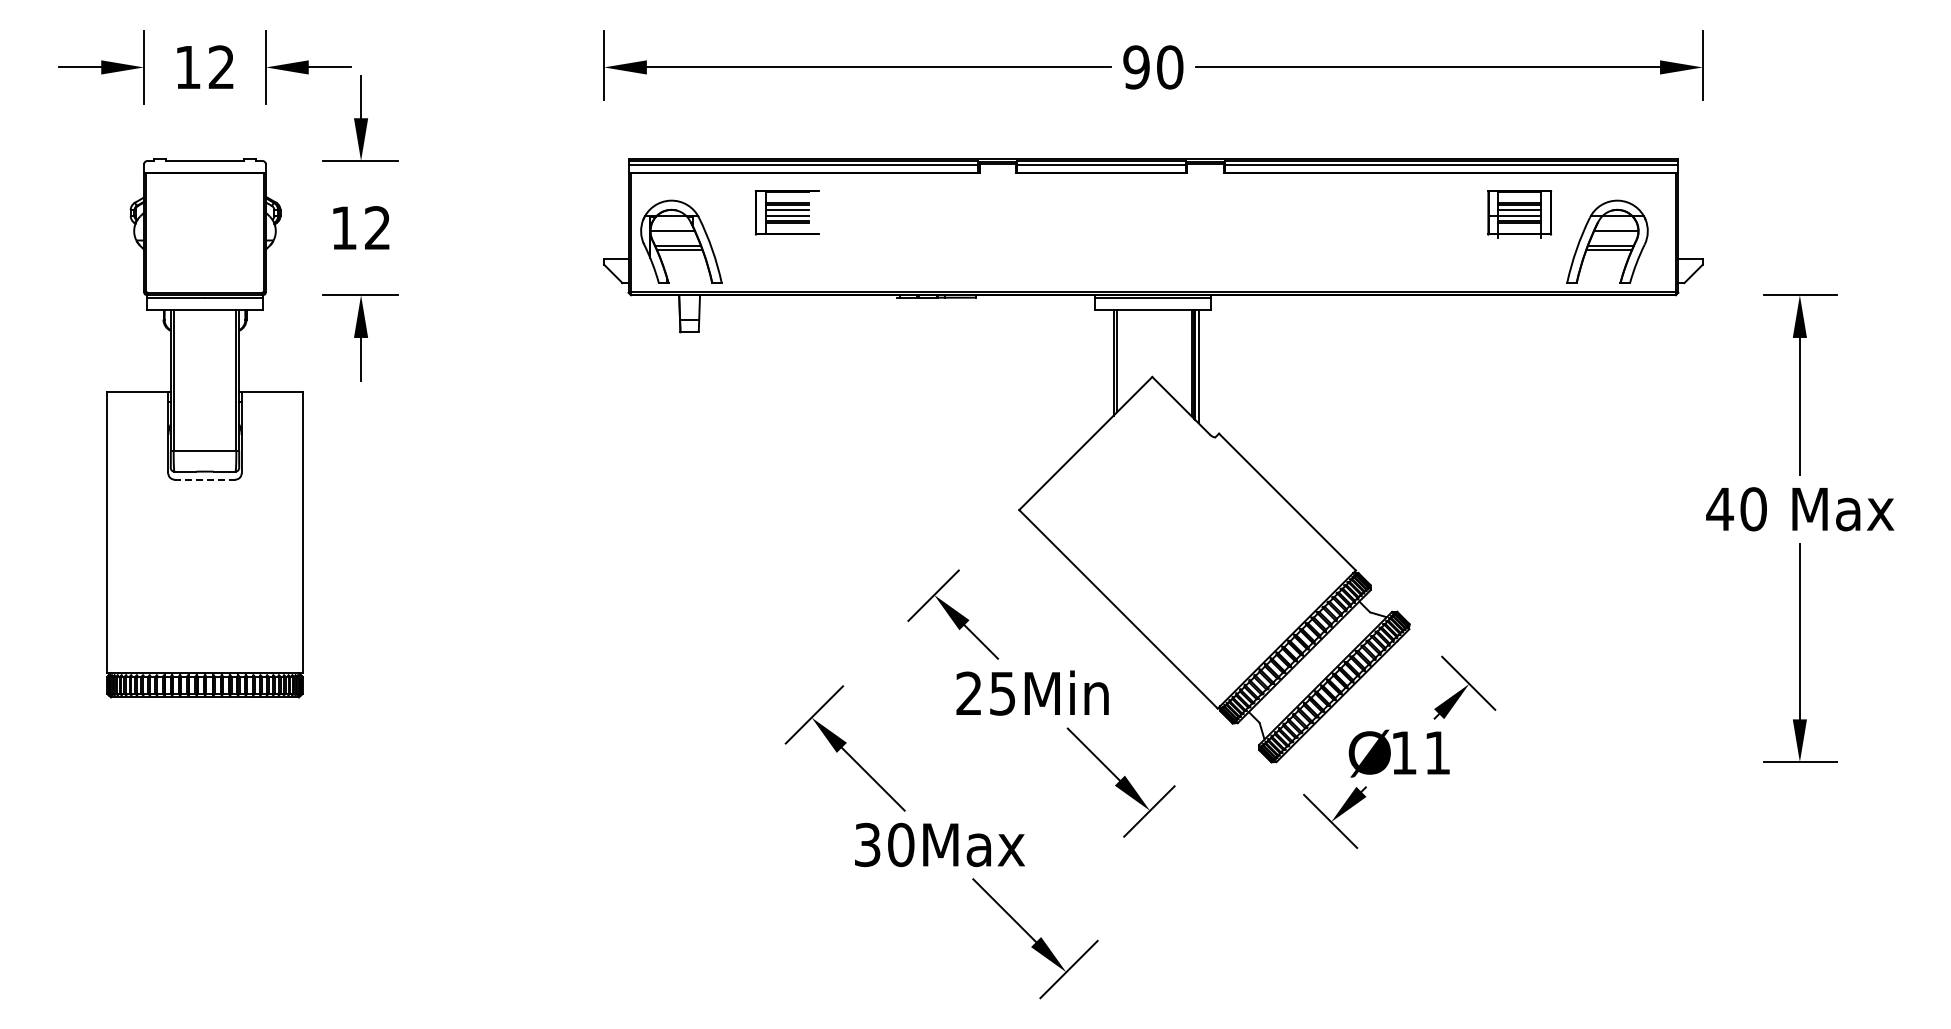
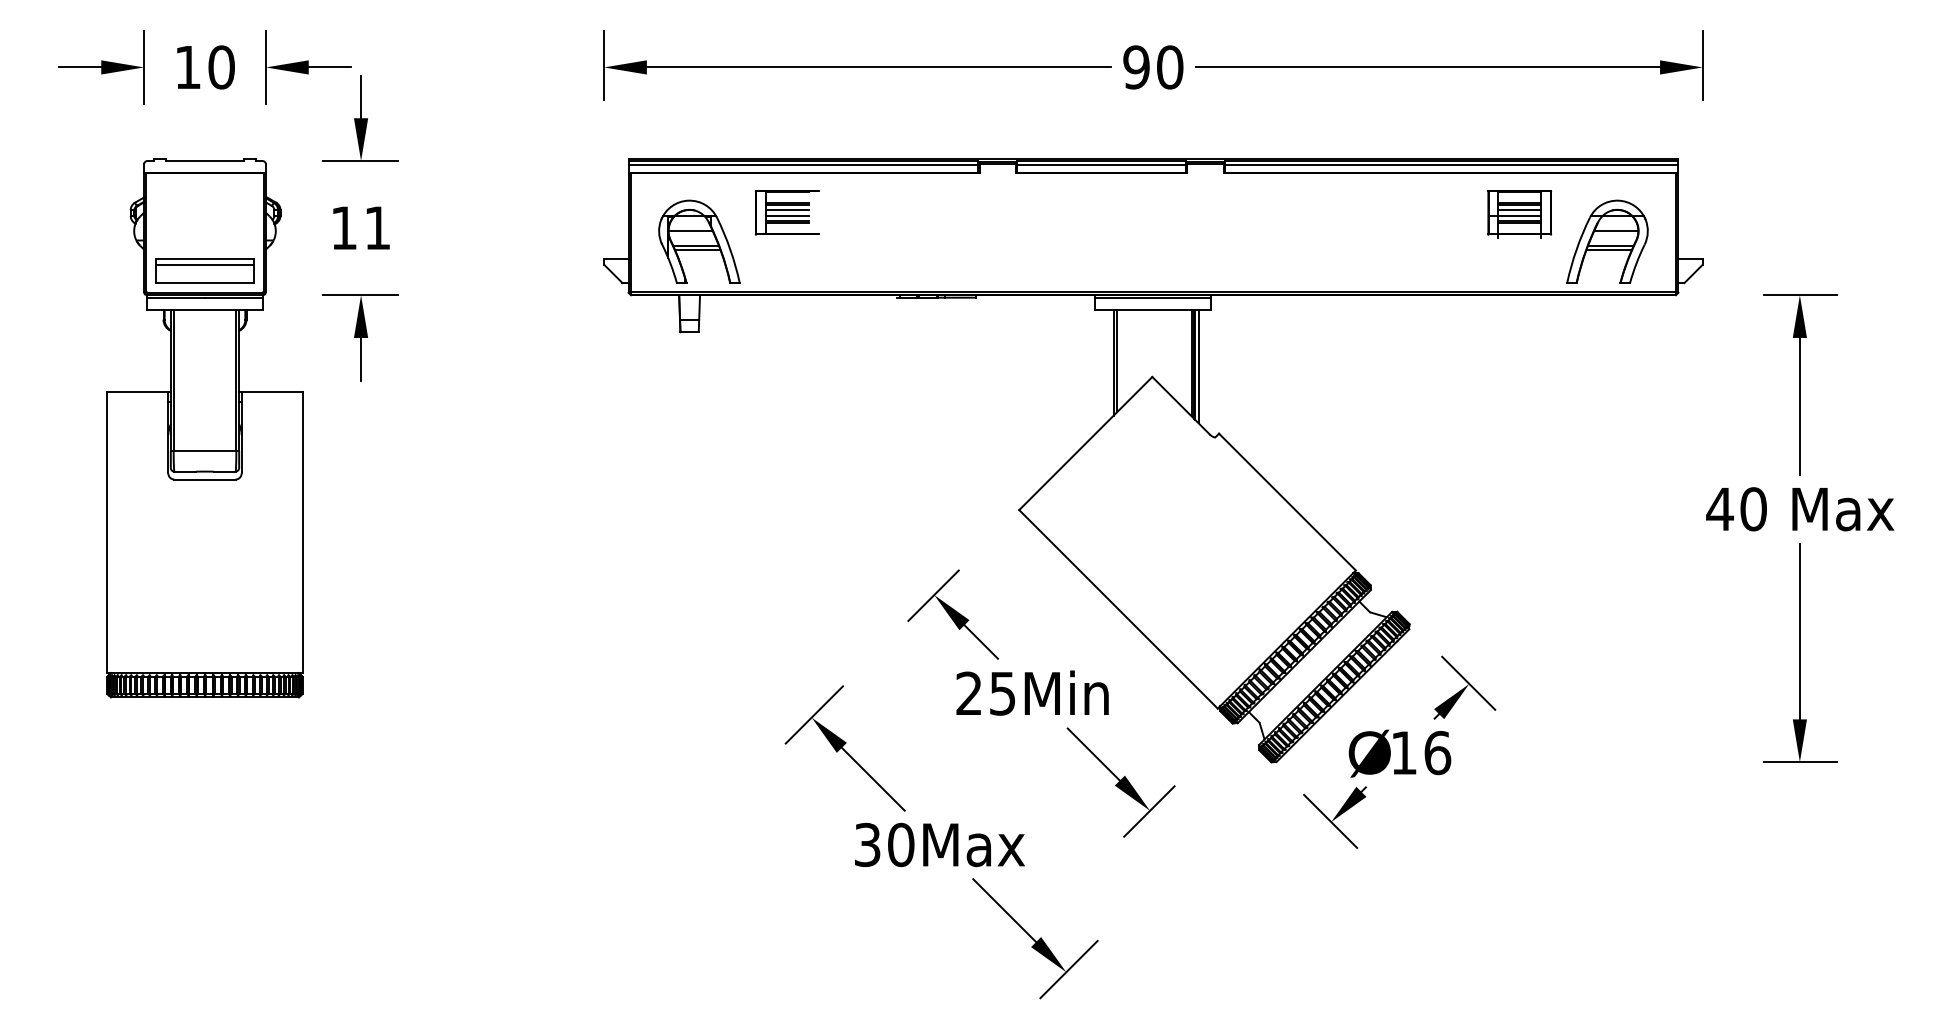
text: 12 -> 10 (221, 67)
text: 12 -> 11 (377, 227)
part position: (681, 241) -> (699, 241) (699, 241)
part: none -> present (204, 270)
line: dashed -> solid (205, 479)
text: 11 -> 16 (1437, 752)
